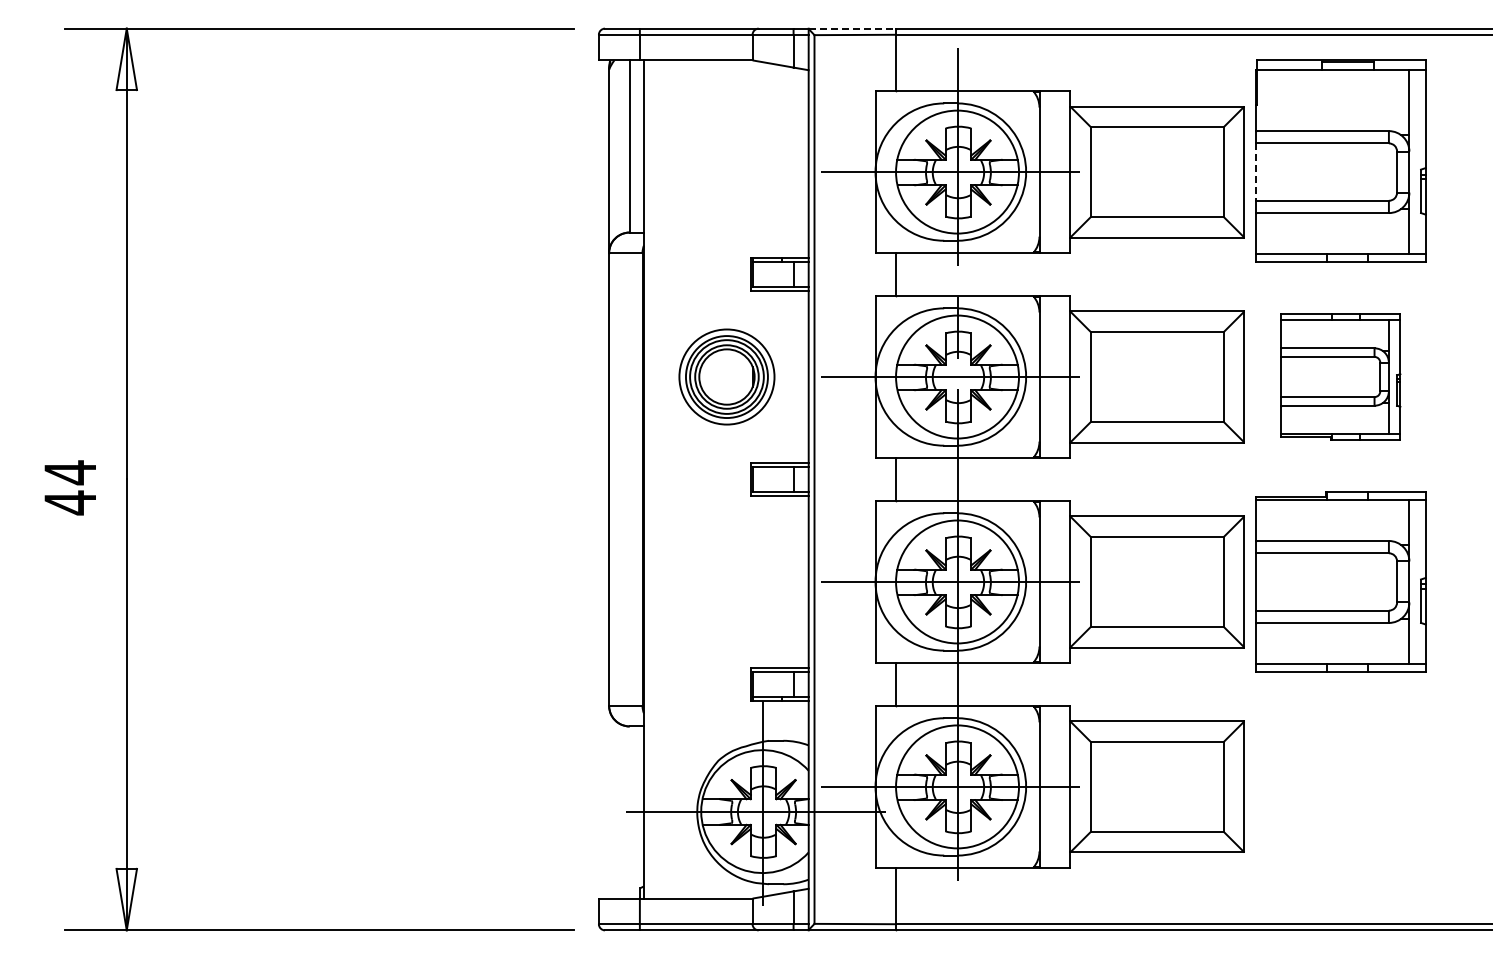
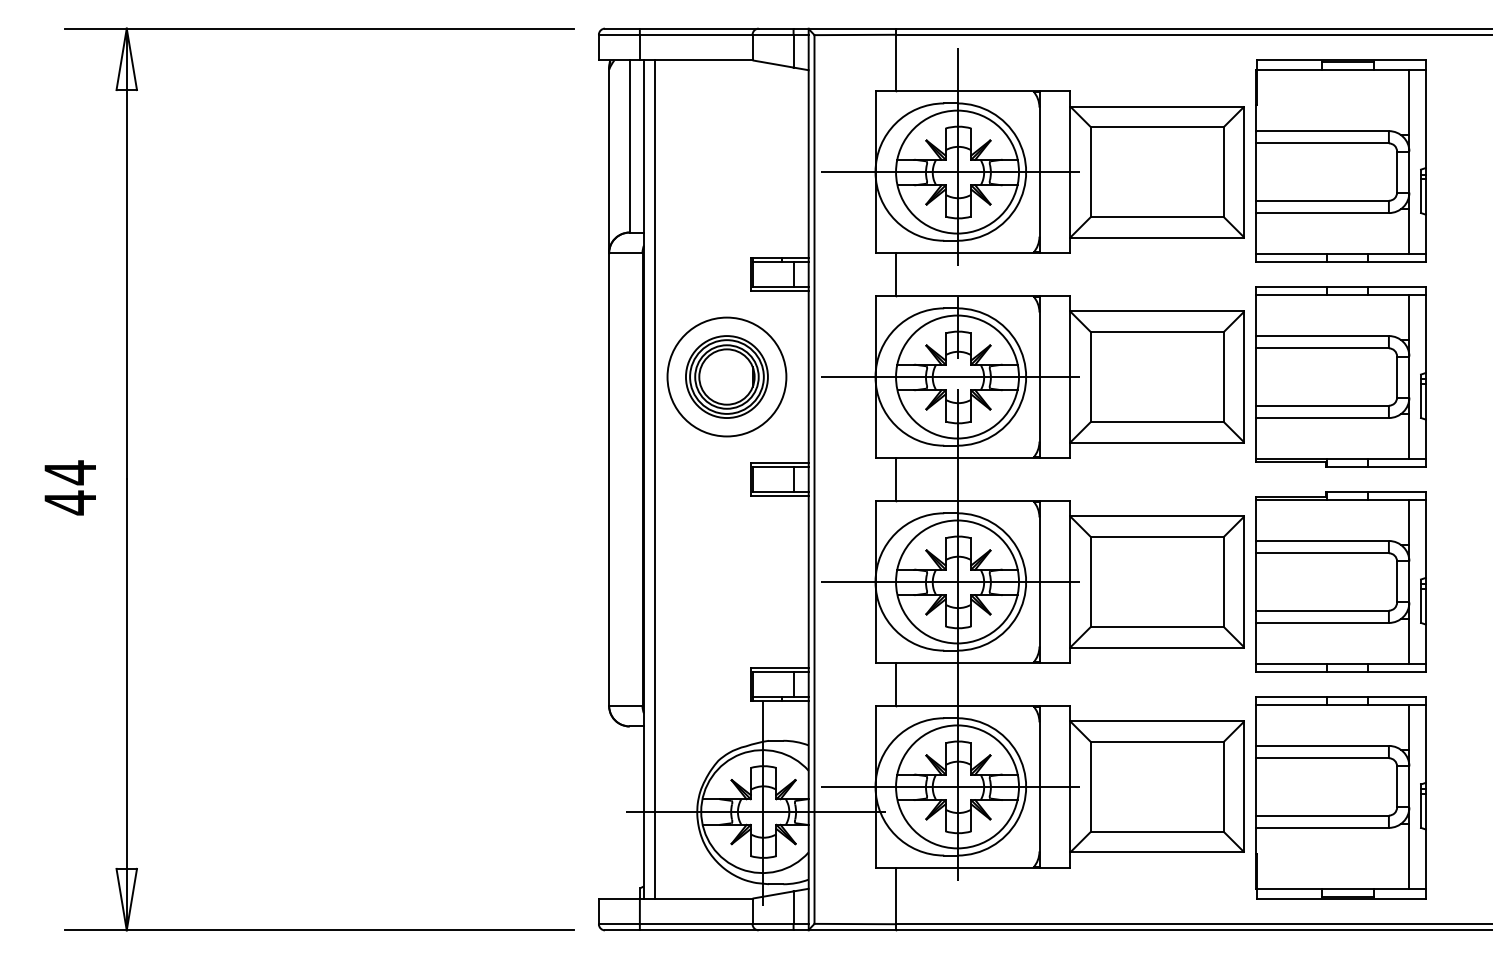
line: dashed -> solid (852, 28)
line: dashed -> solid (1255, 172)
circle diameter: 95 px -> 119 px (726, 376)
part size: 122x128 px -> 172x182 px (1340, 376)
line: none -> present (655, 479)
part: none -> present (1340, 797)
